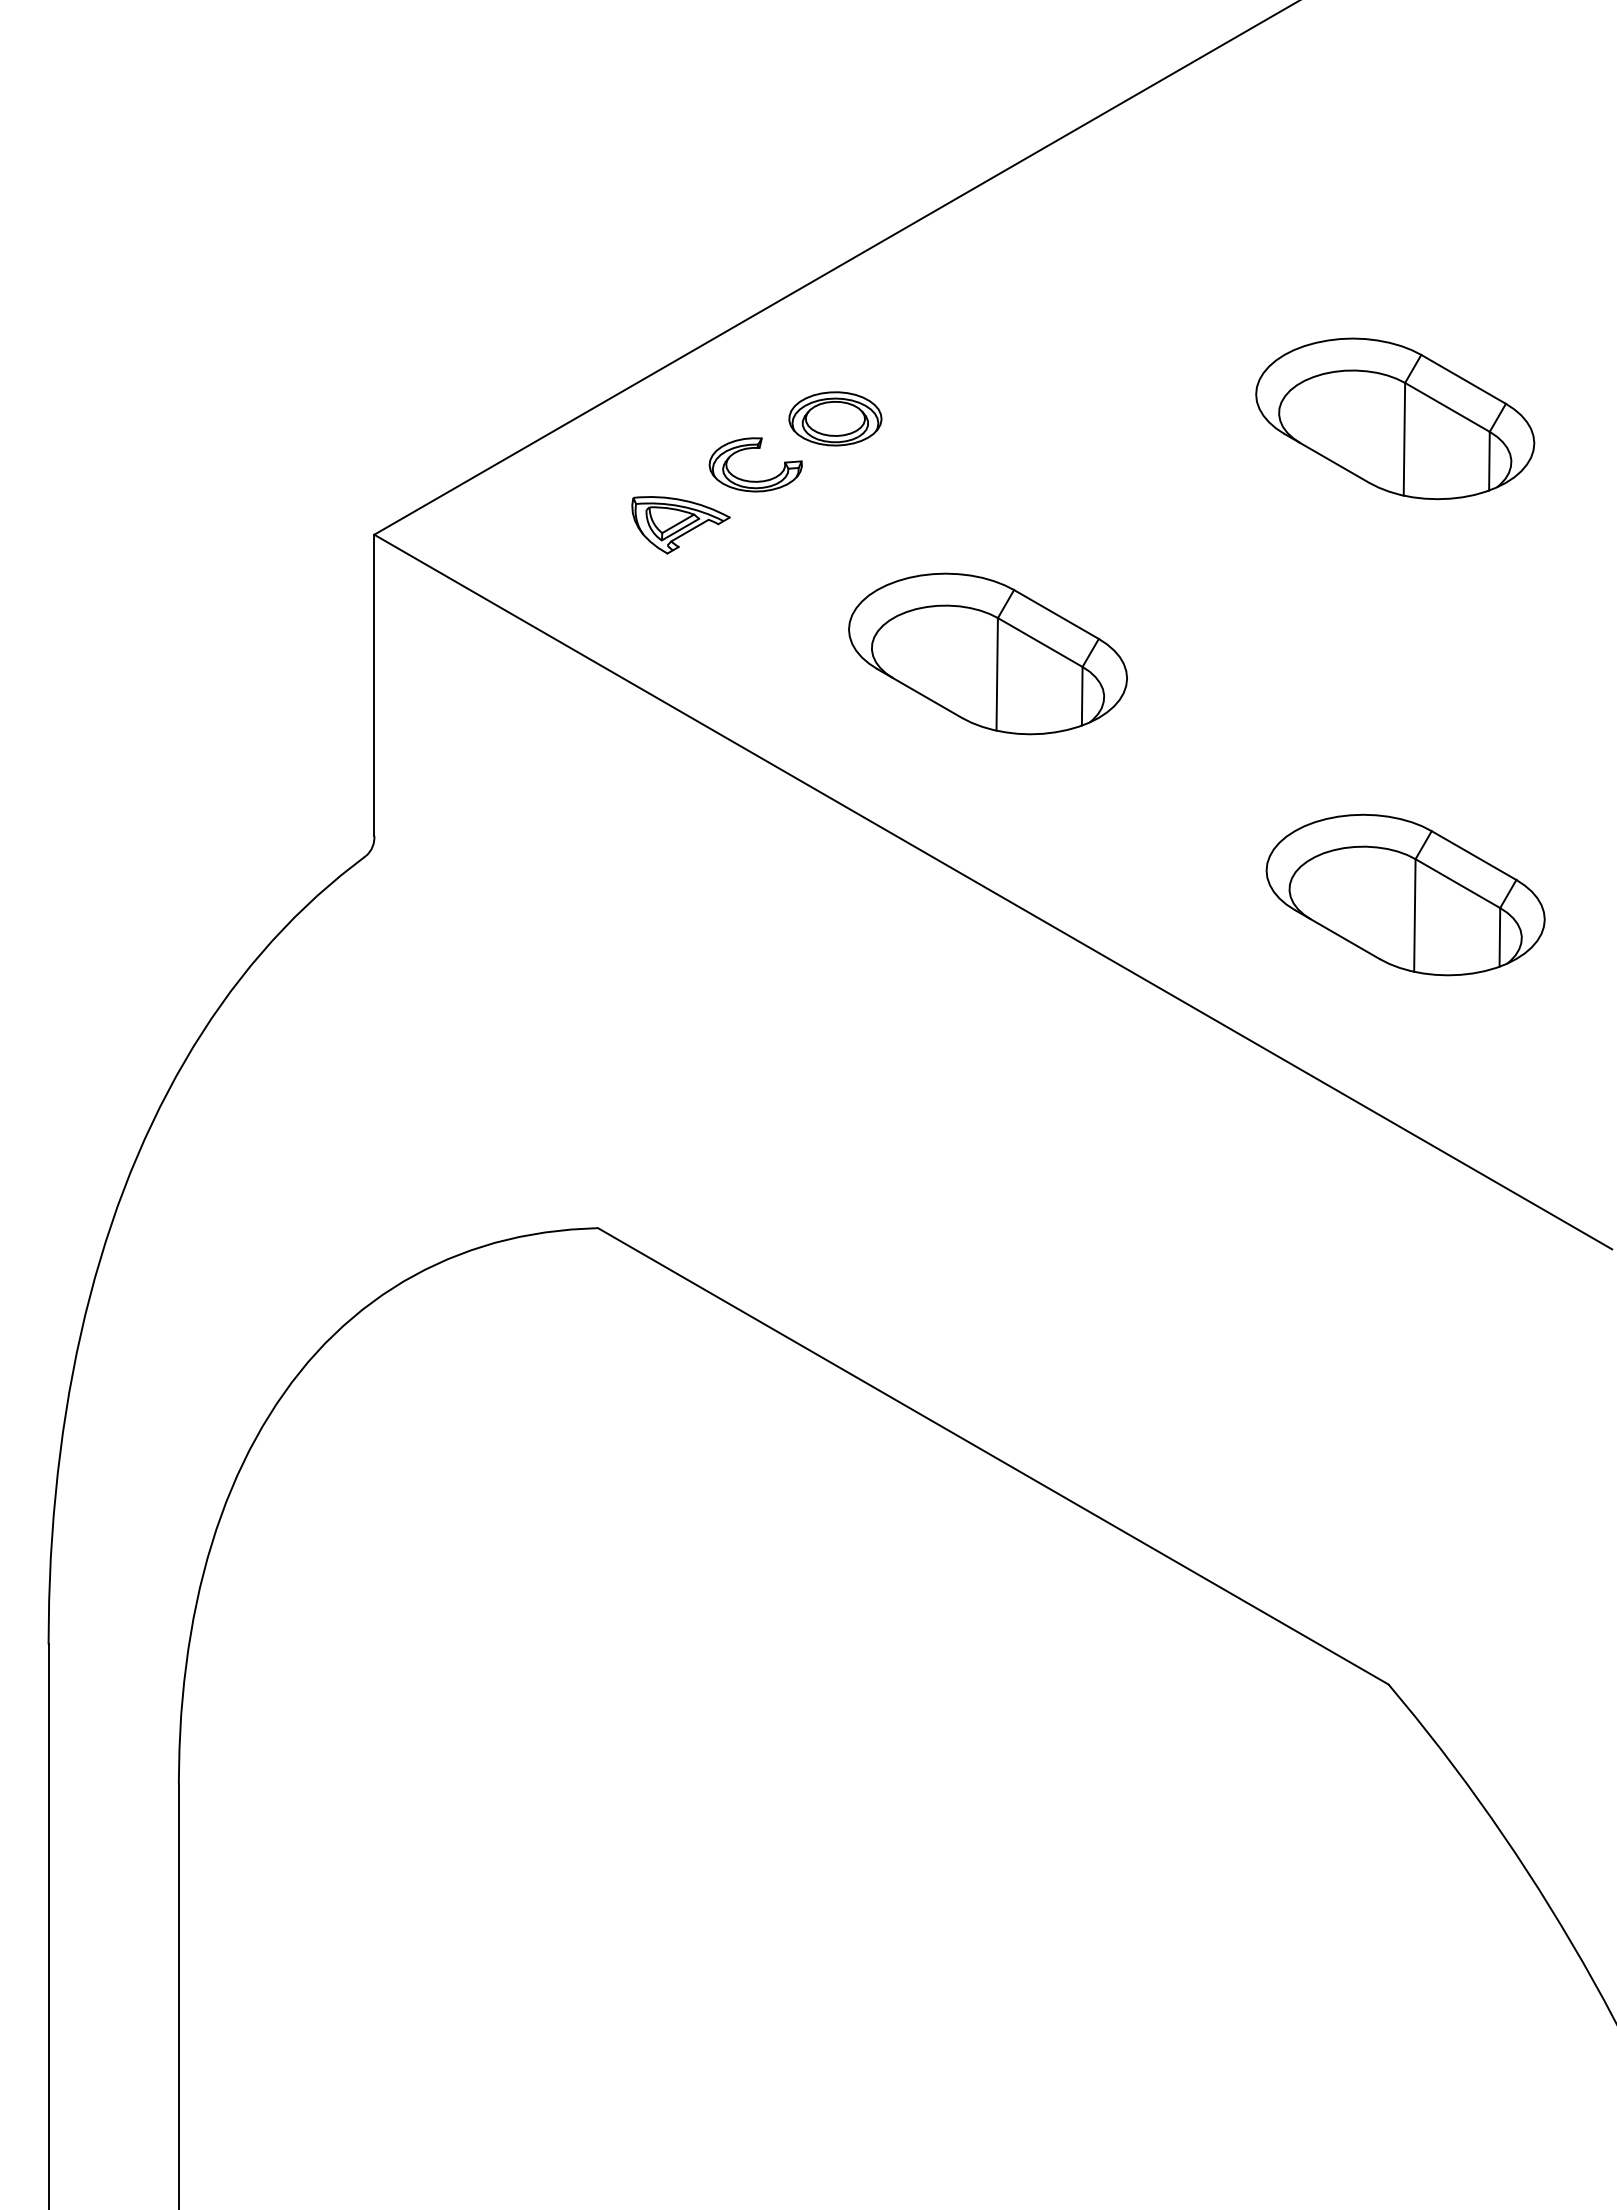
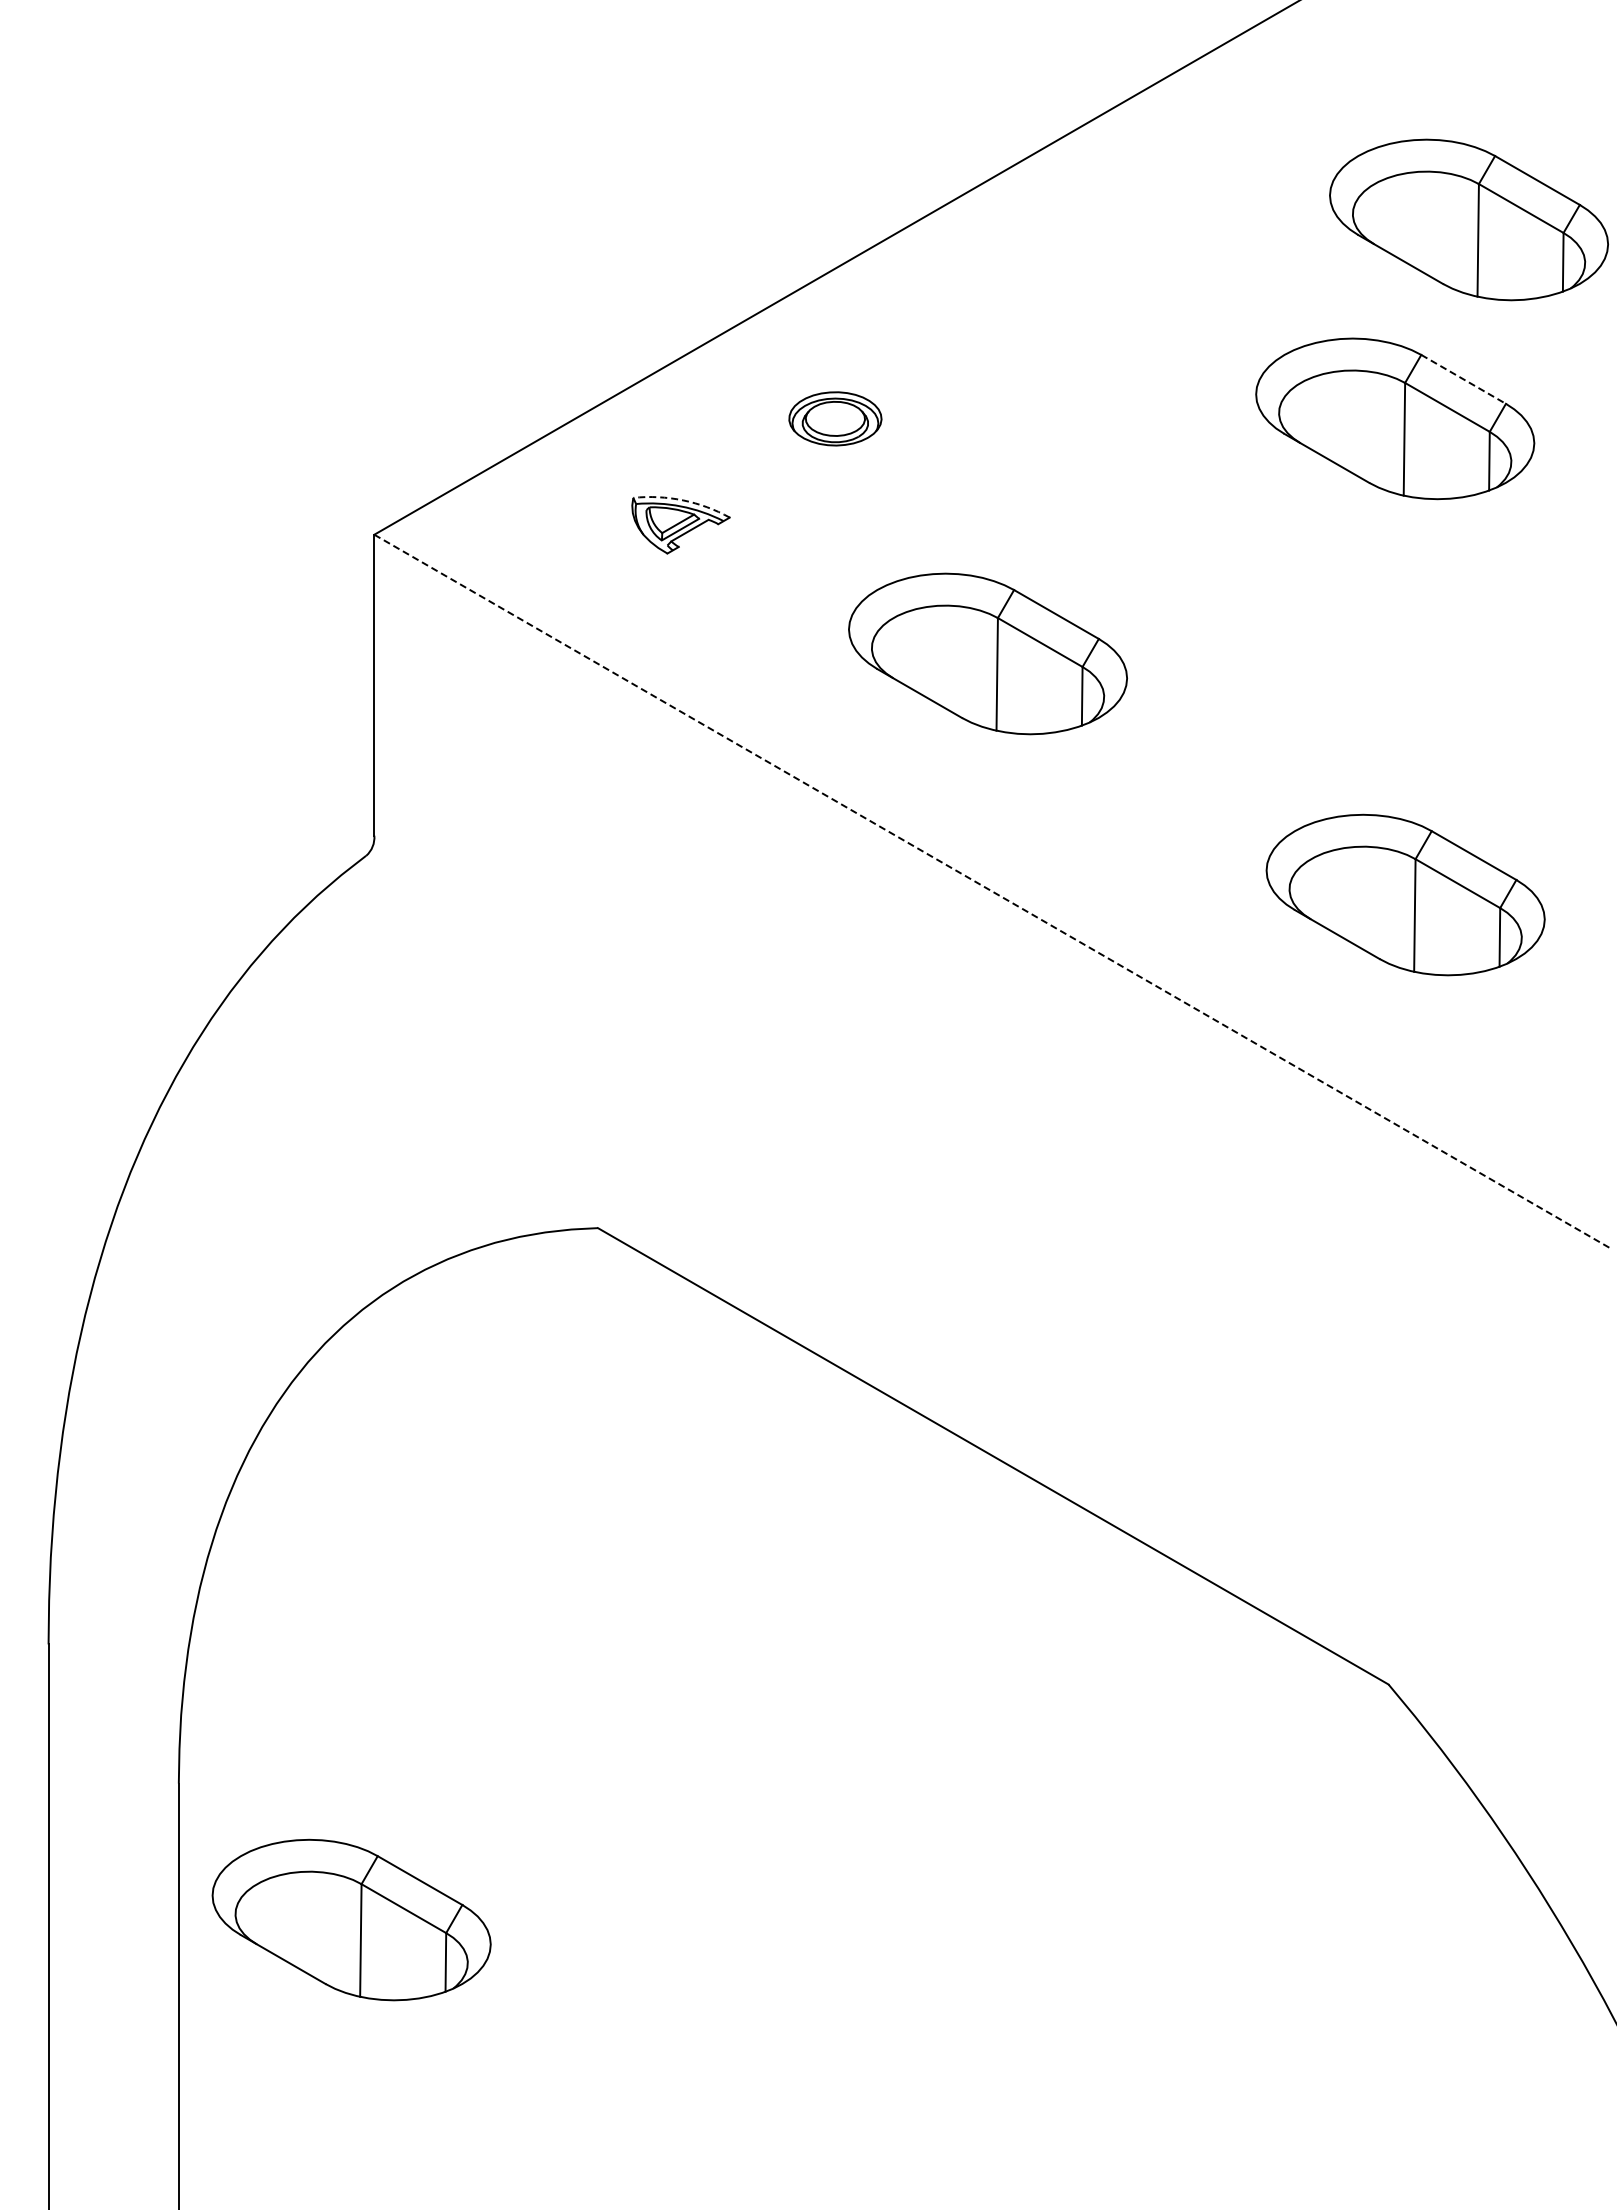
part: none -> present (1468, 219)
line: solid -> dashed (1463, 379)
part: present -> none (750, 449)
arc: solid -> dashed (683, 500)
line: solid -> dashed (993, 892)
part: none -> present (351, 1919)
